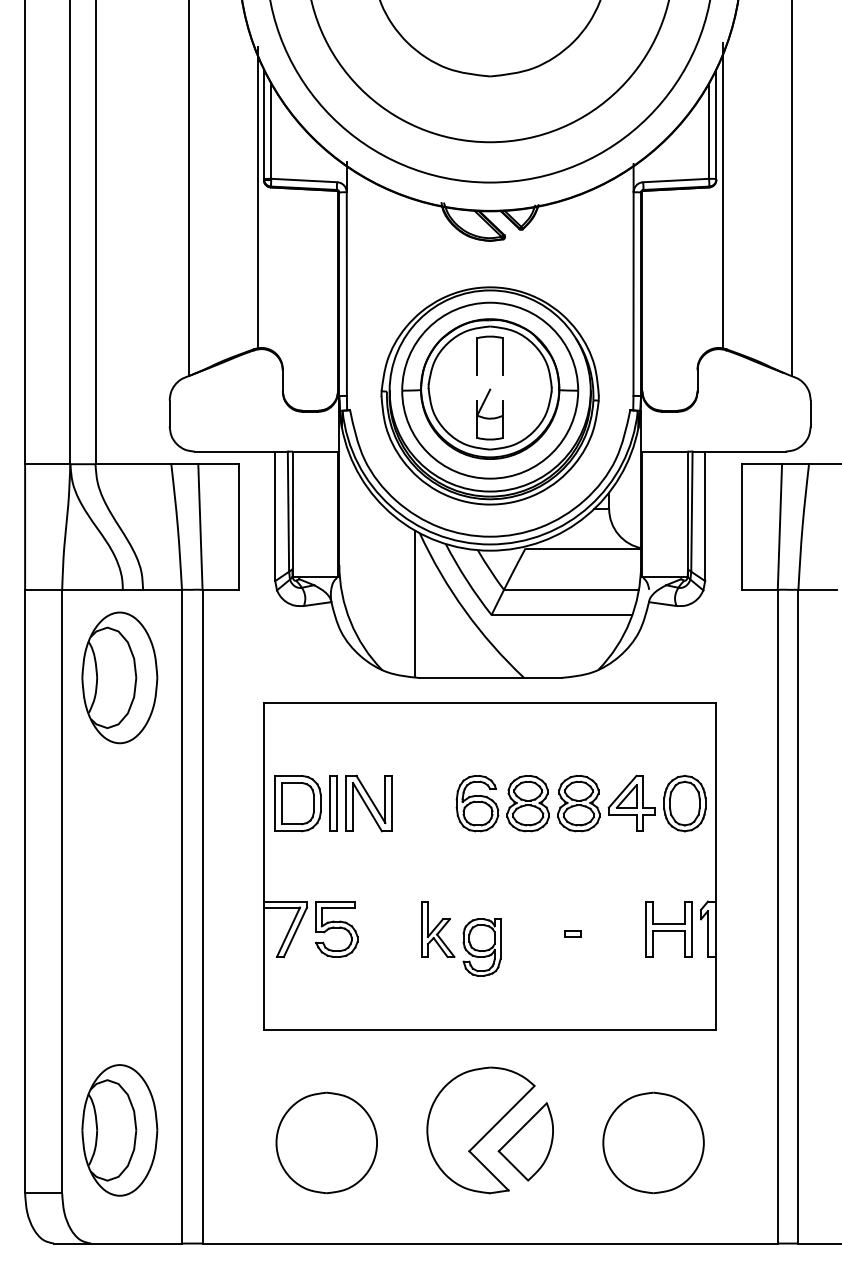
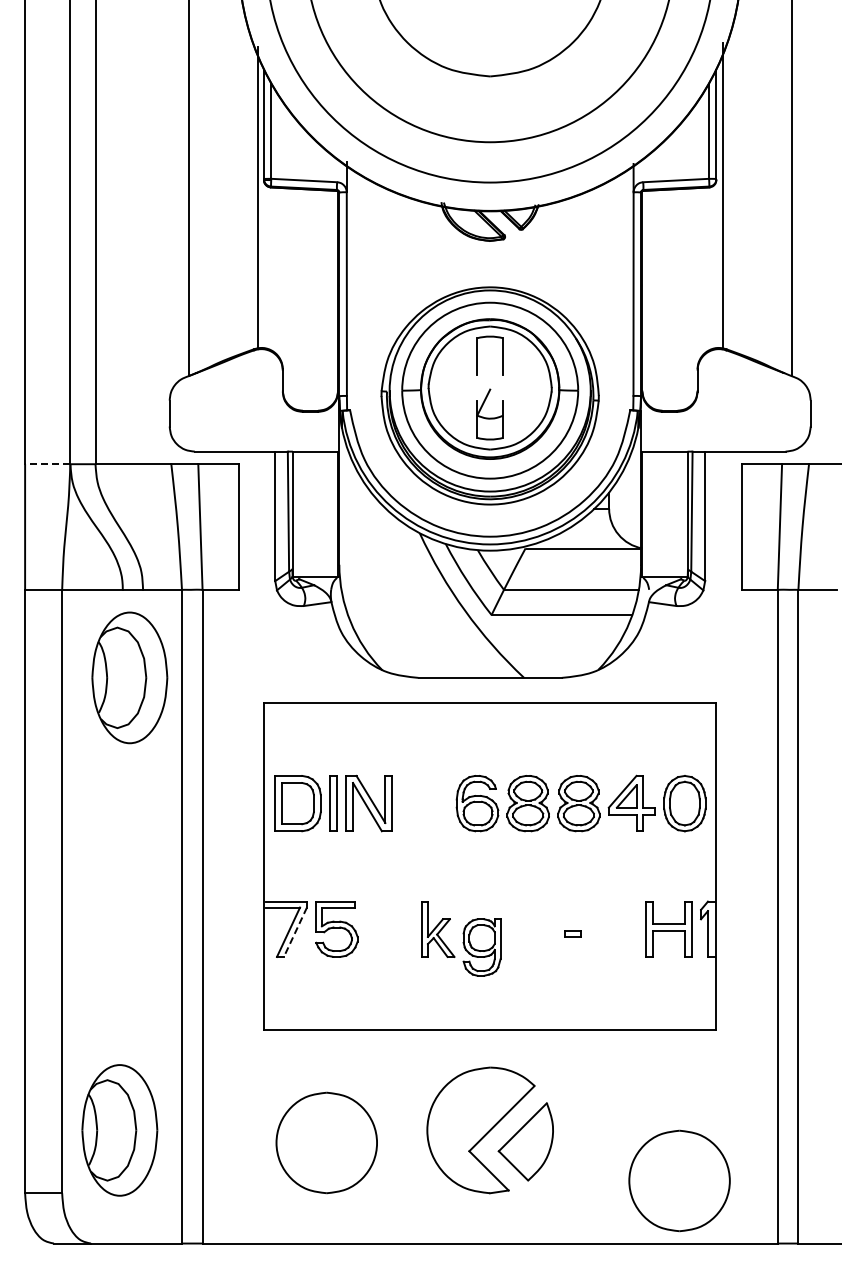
line: solid -> dashed (47, 464)
line: present -> none (414, 603)
part position: (119, 677) -> (129, 677) (129, 677)
line: solid -> dashed (295, 932)
part position: (653, 1142) -> (679, 1180) (679, 1180)
